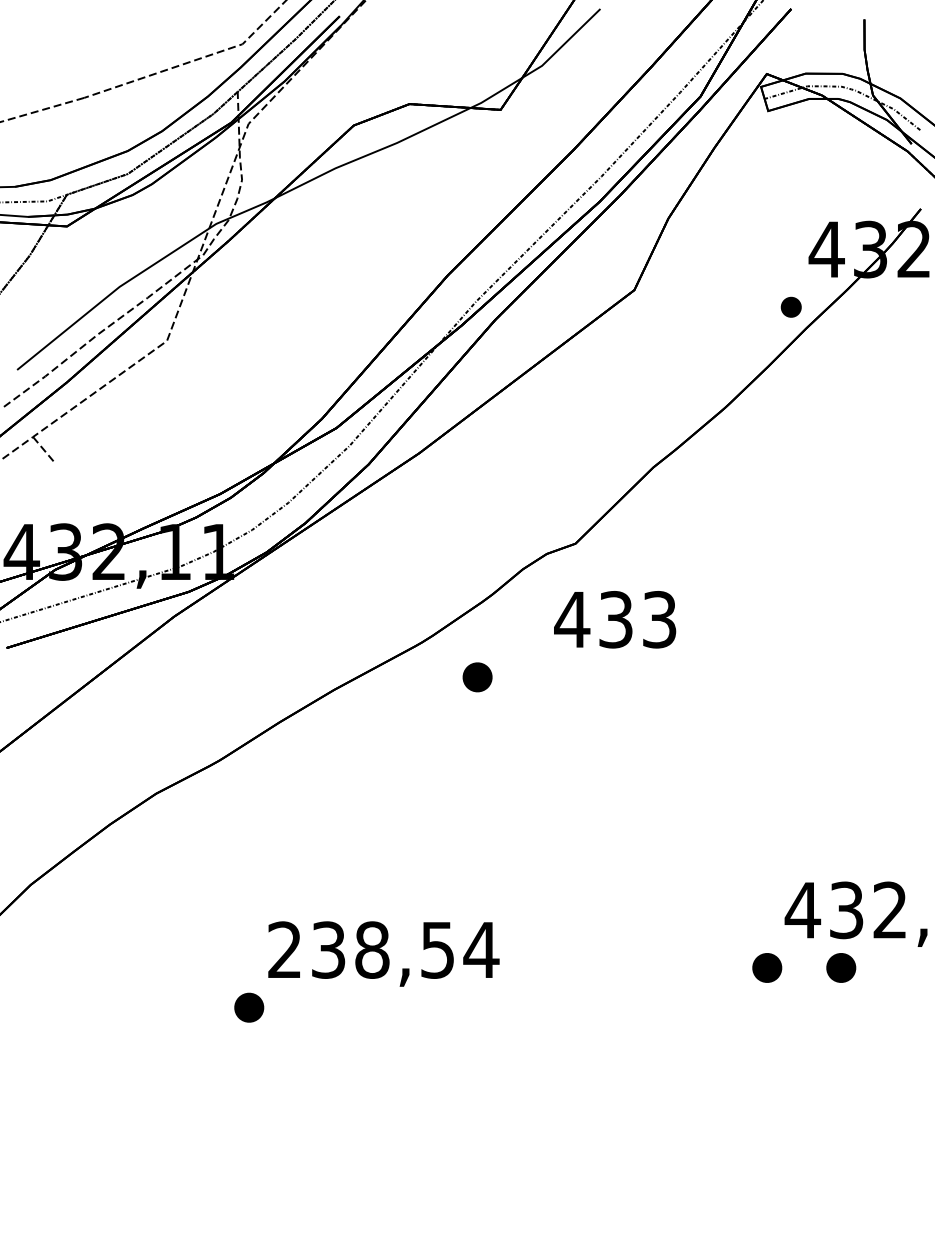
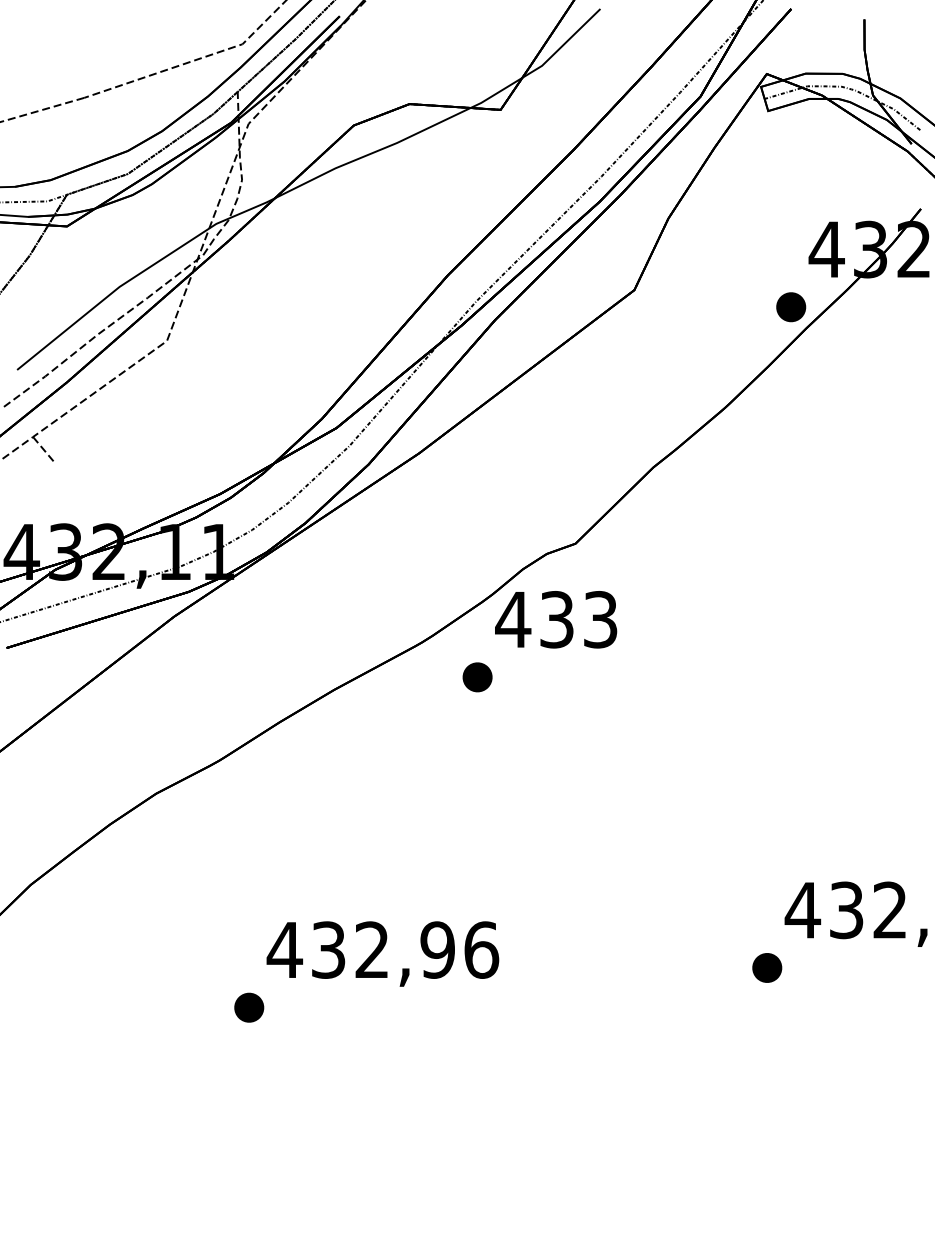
part size: 22x22 px -> 31x31 px (791, 307)
text position: (615, 619) -> (556, 619) (556, 619)
text: 238,54 -> 432,96 (382, 949)
part: present -> none (841, 967)
